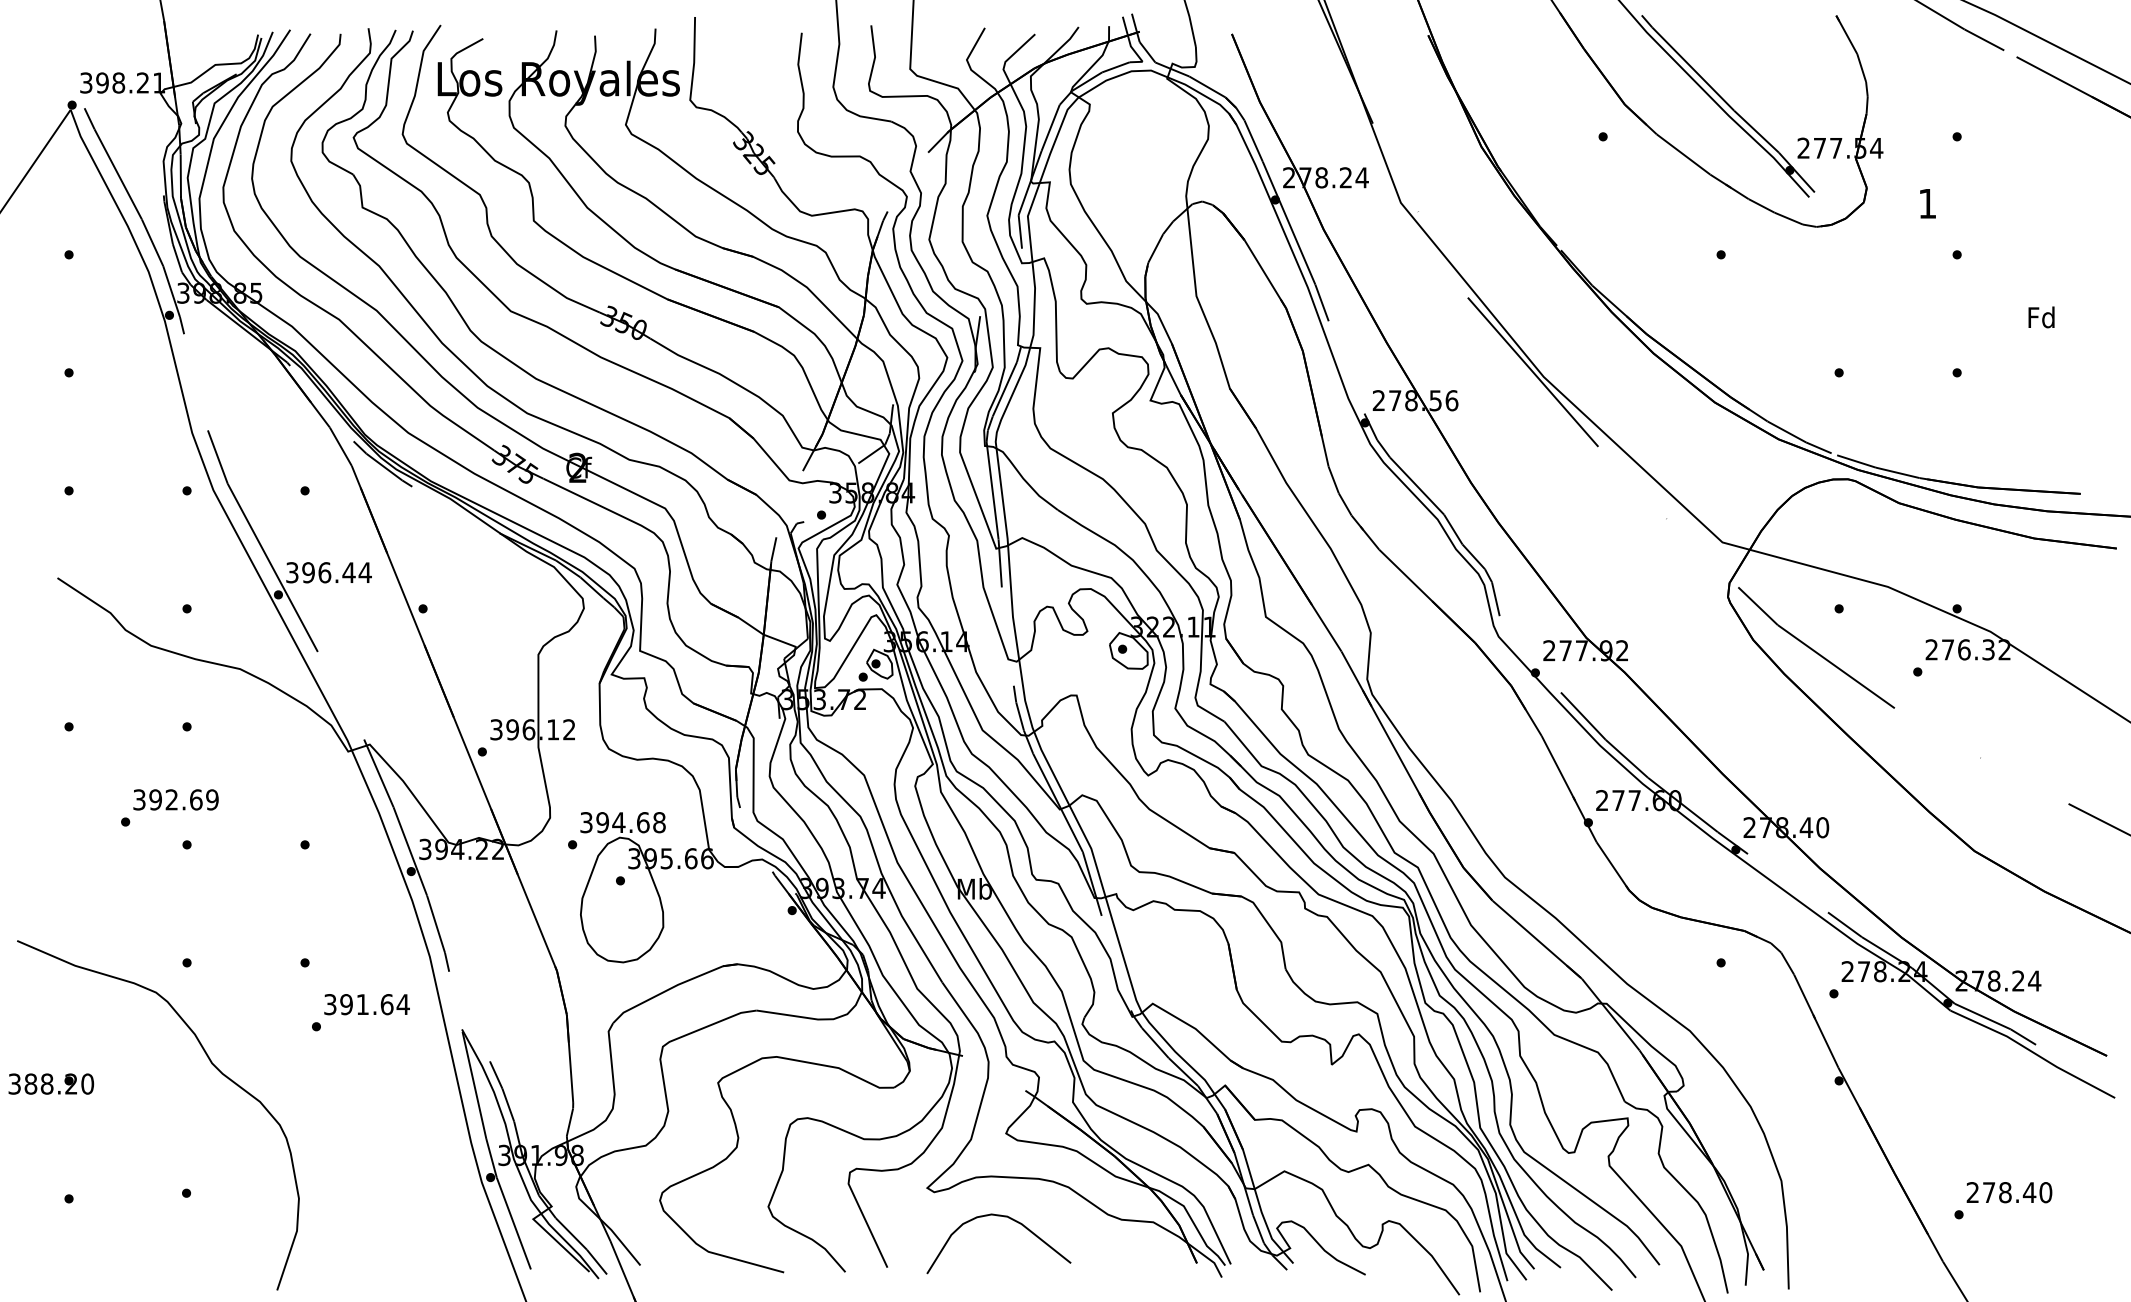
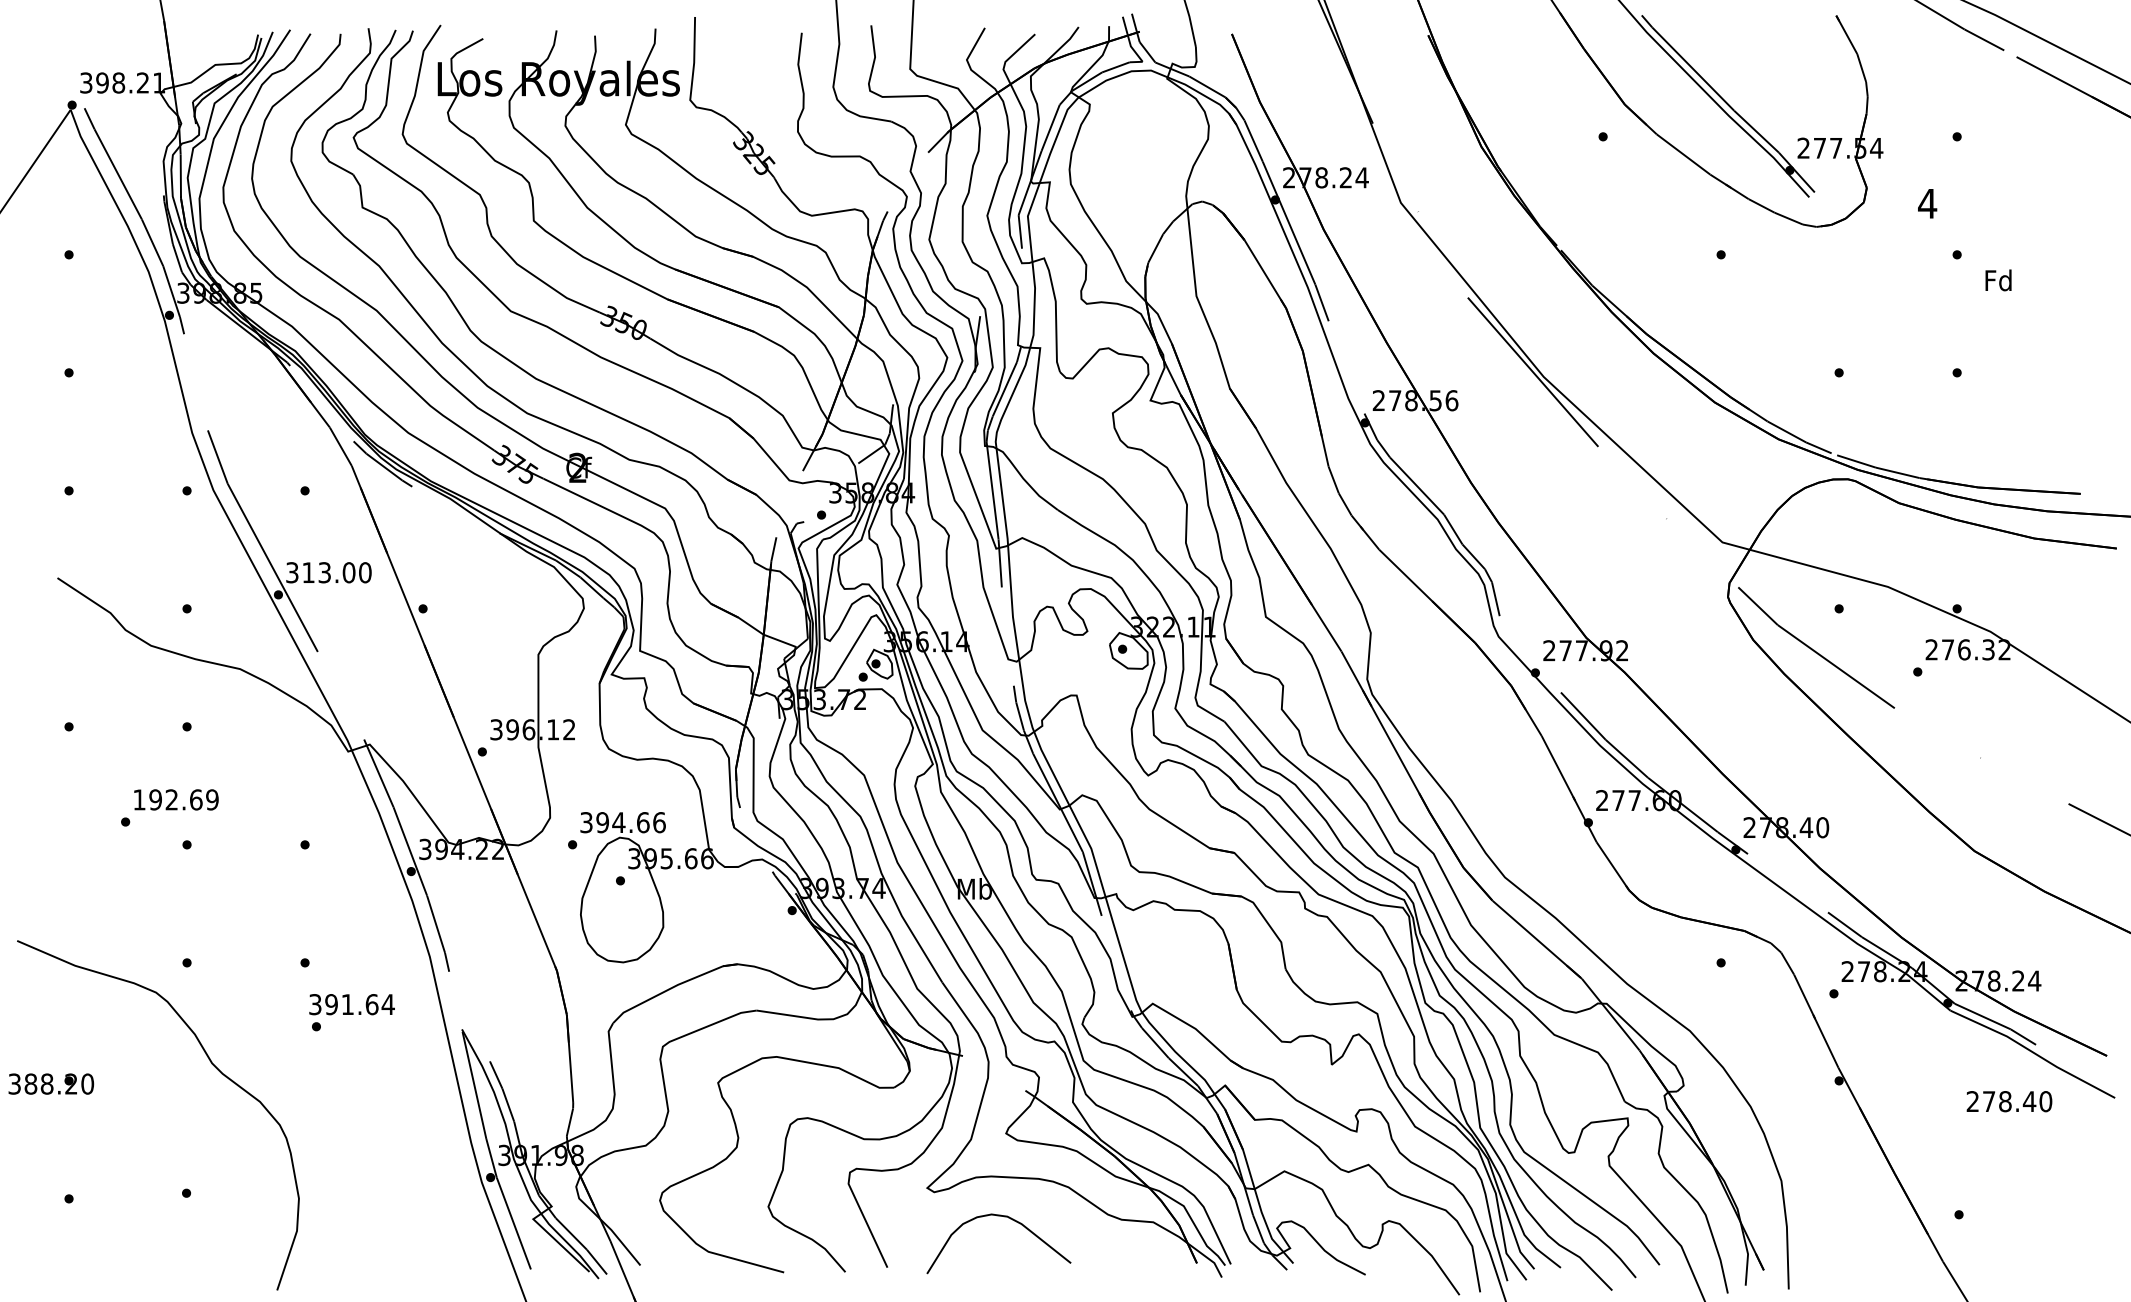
text: 1 -> 4 (1927, 203)
text position: (2041, 317) -> (1998, 280) (1998, 280)
text: 396.44 -> 313.00 (336, 572)
text: 392.69 -> 192.69 (139, 799)
text: 394.68 -> 394.66 (659, 822)
text position: (366, 1004) -> (351, 1004) (351, 1004)
text position: (2009, 1192) -> (2009, 1101) (2009, 1101)
